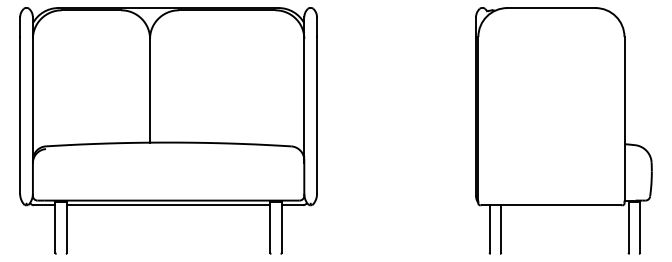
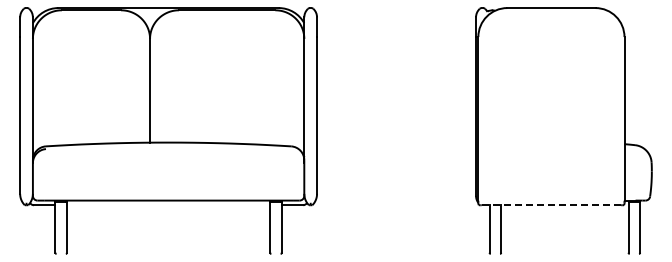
line: present -> none (168, 205)
line: solid -> dashed (551, 205)
